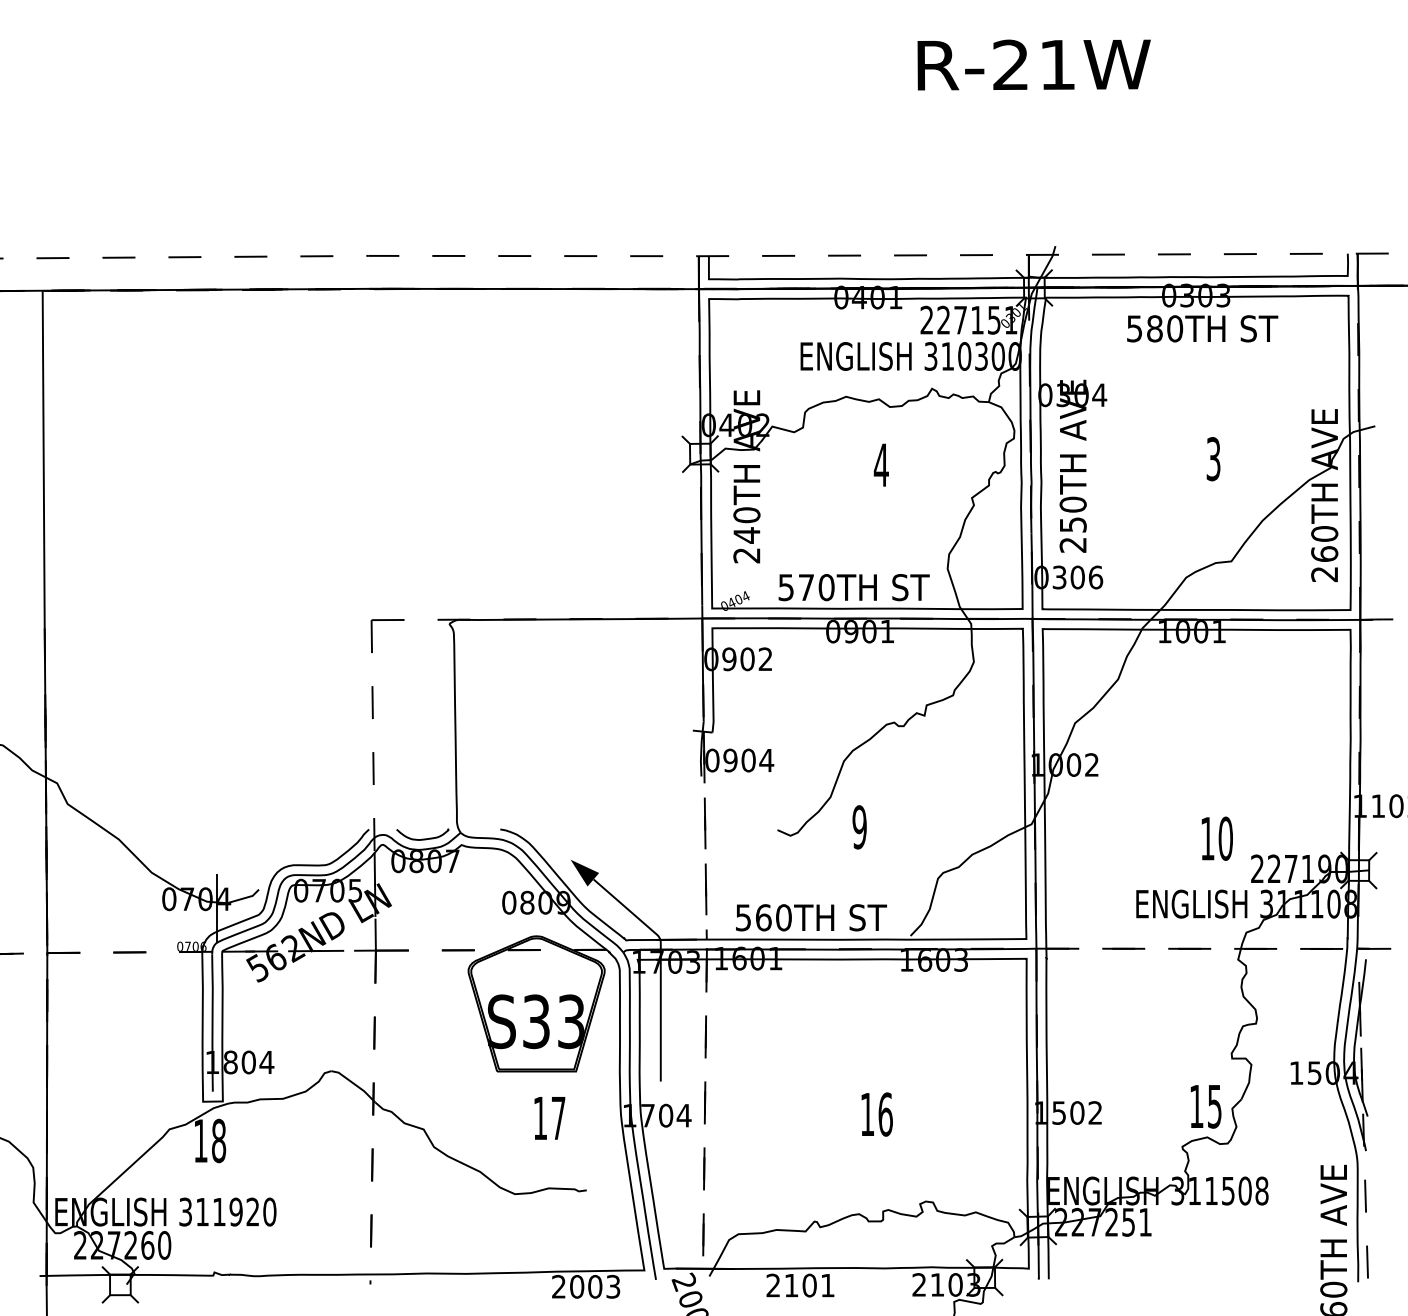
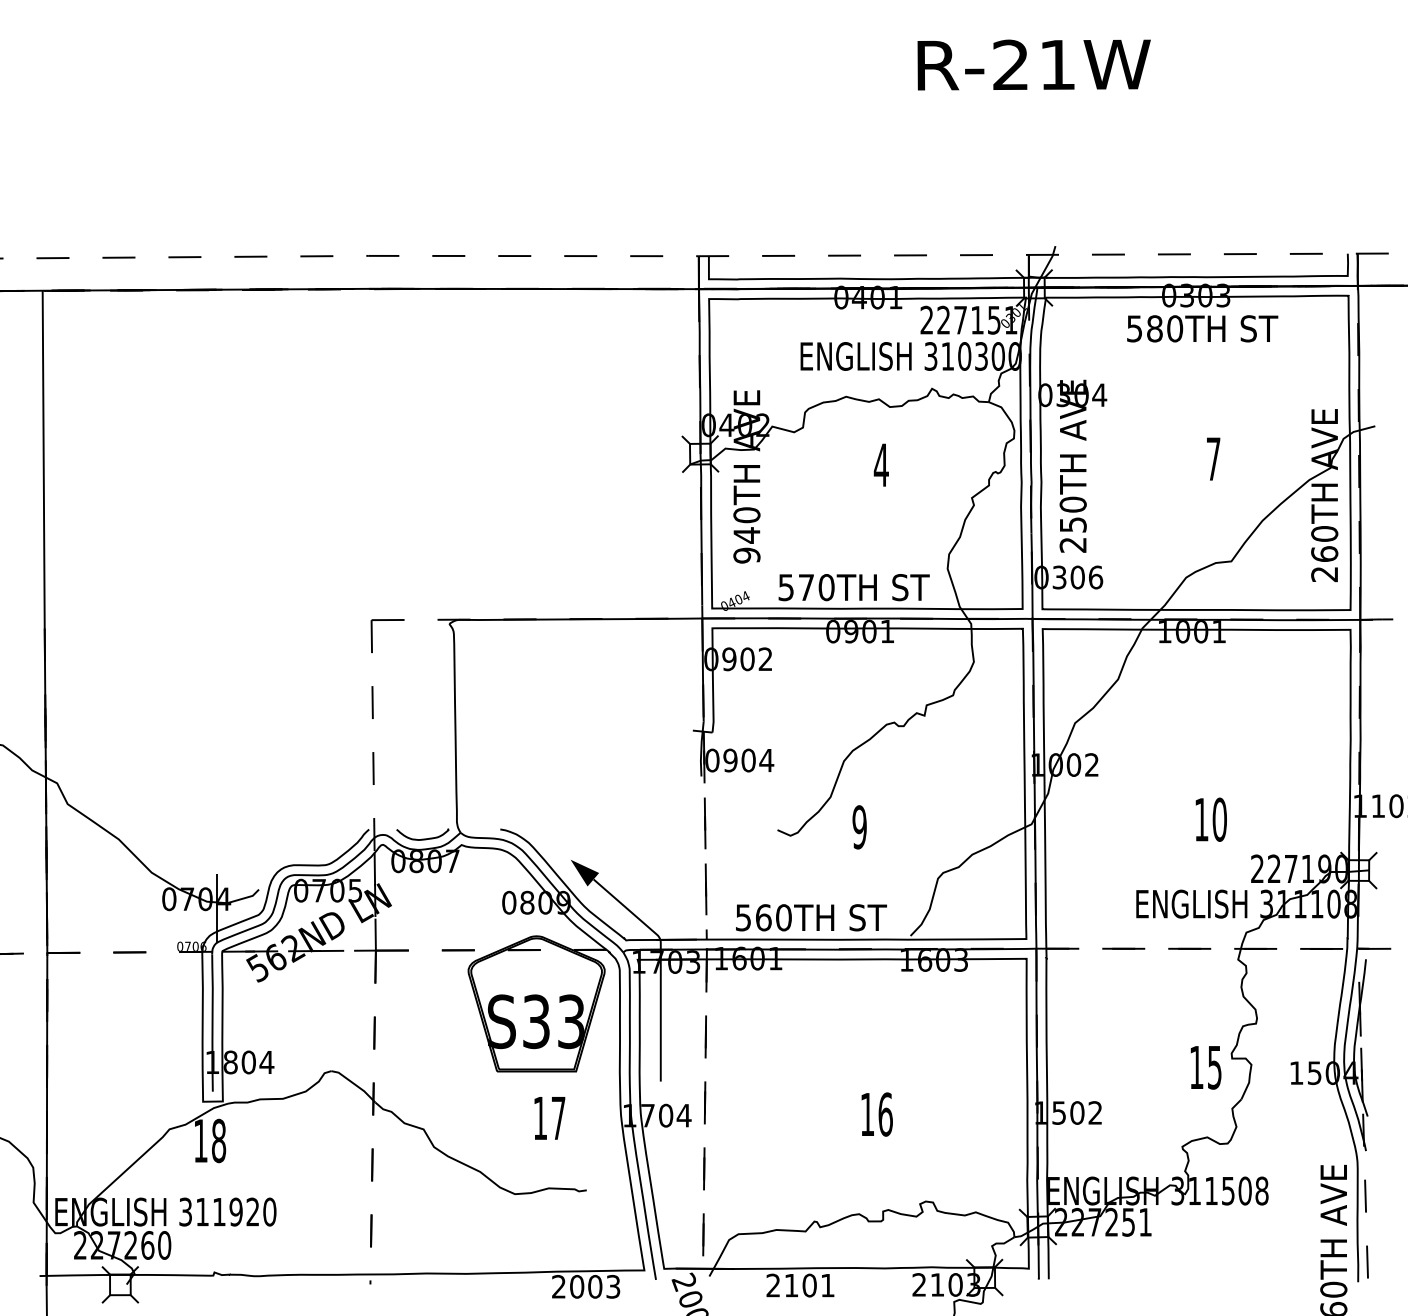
text: 3 -> 7 (1213, 459)
text: 240TH -> 940TH (746, 555)
text position: (1216, 838) -> (1210, 819) (1210, 819)
text position: (1205, 1106) -> (1205, 1067) (1205, 1067)
